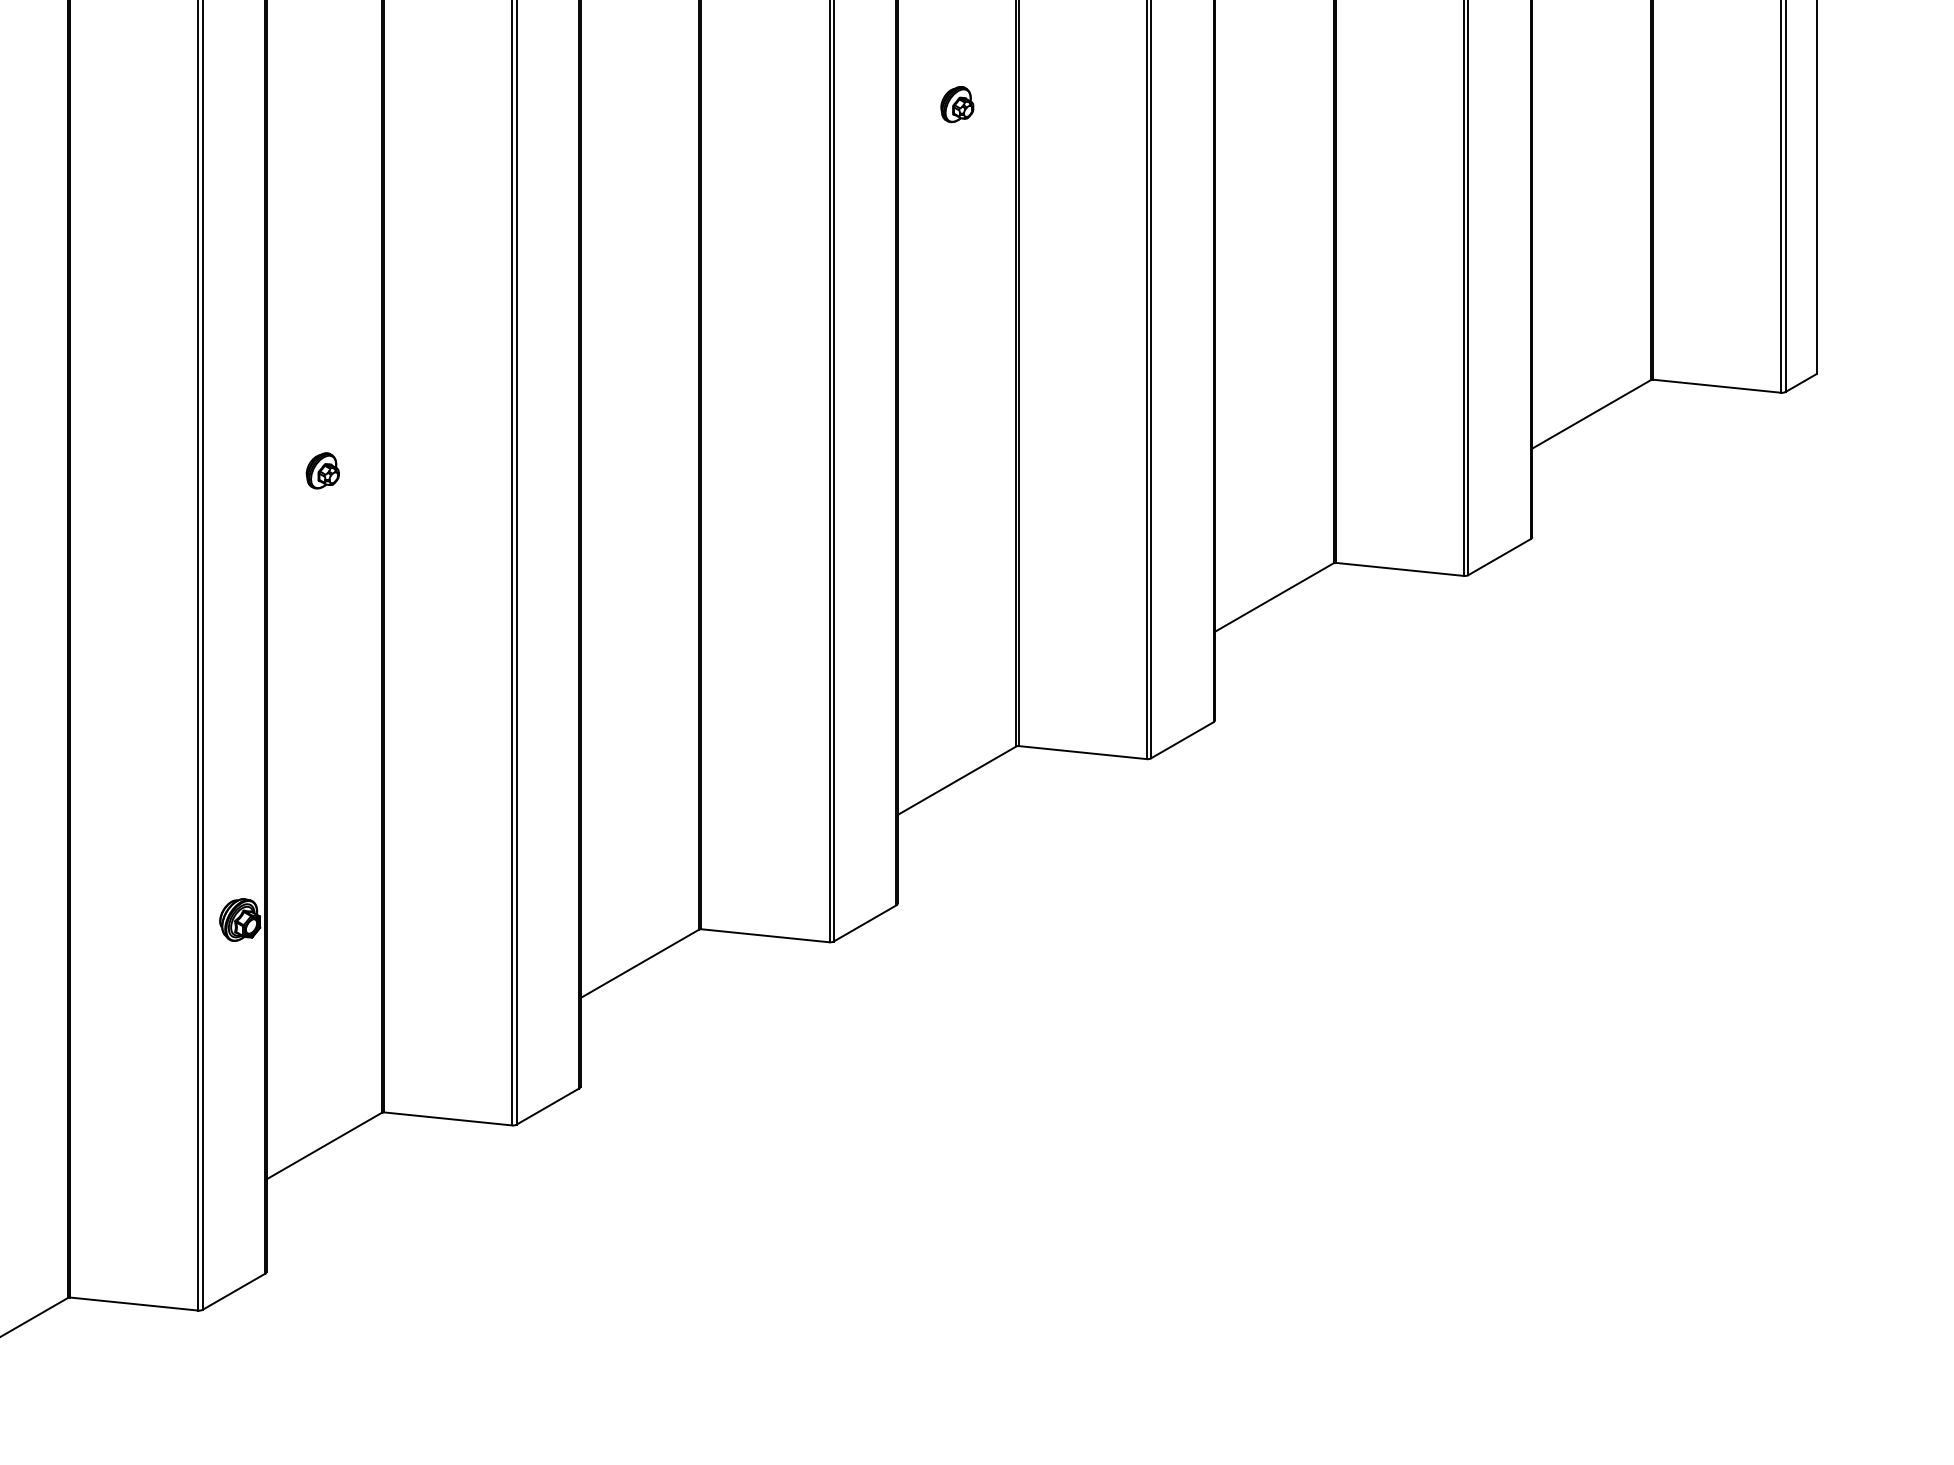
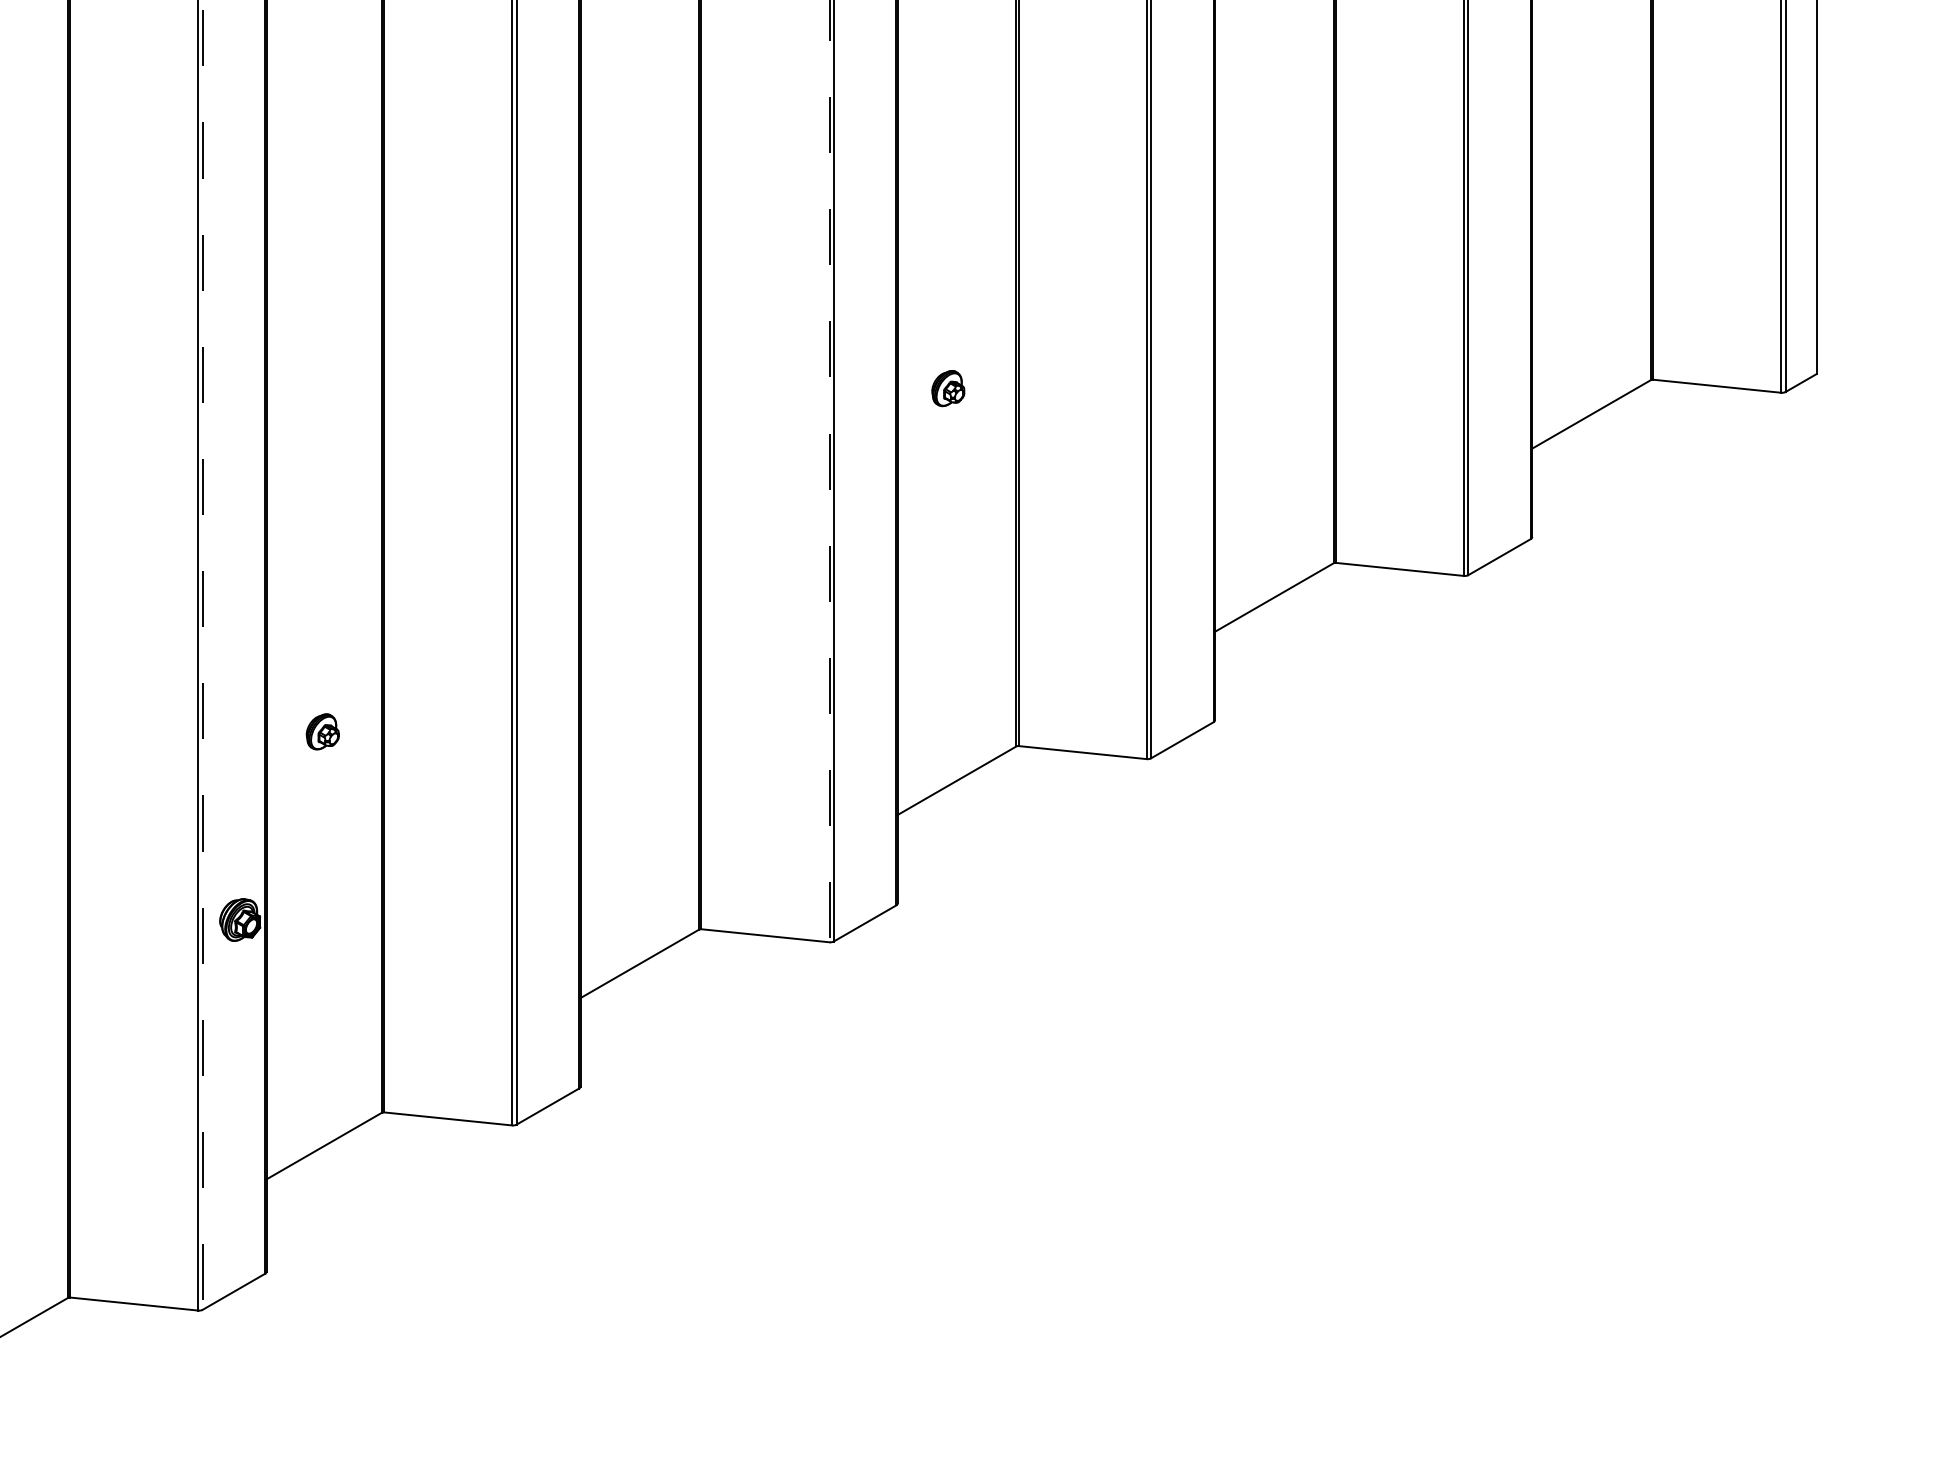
part position: (957, 104) -> (948, 388) (948, 388)
part position: (322, 470) -> (322, 731) (322, 731)
line: solid -> dashed (829, 471)
line: solid -> dashed (202, 655)
